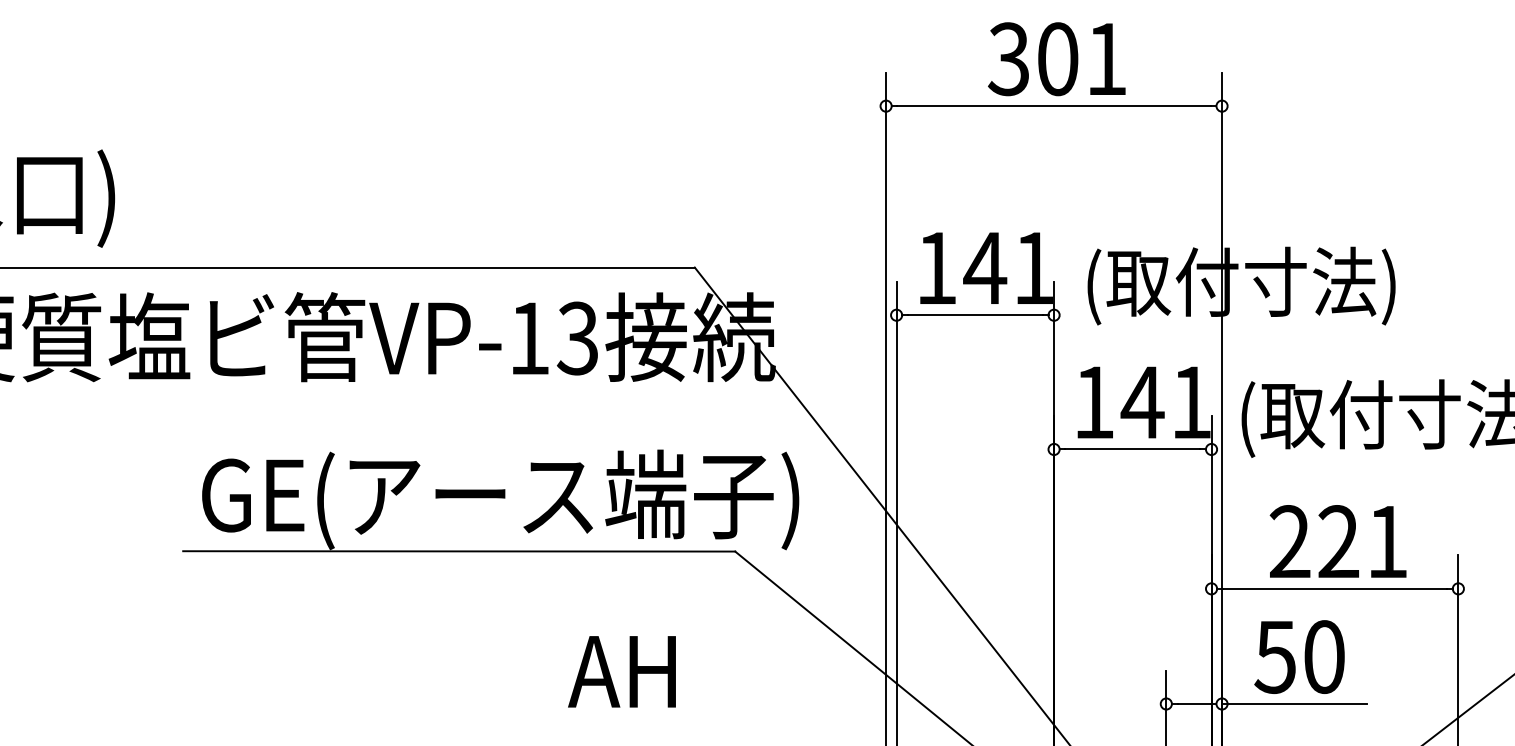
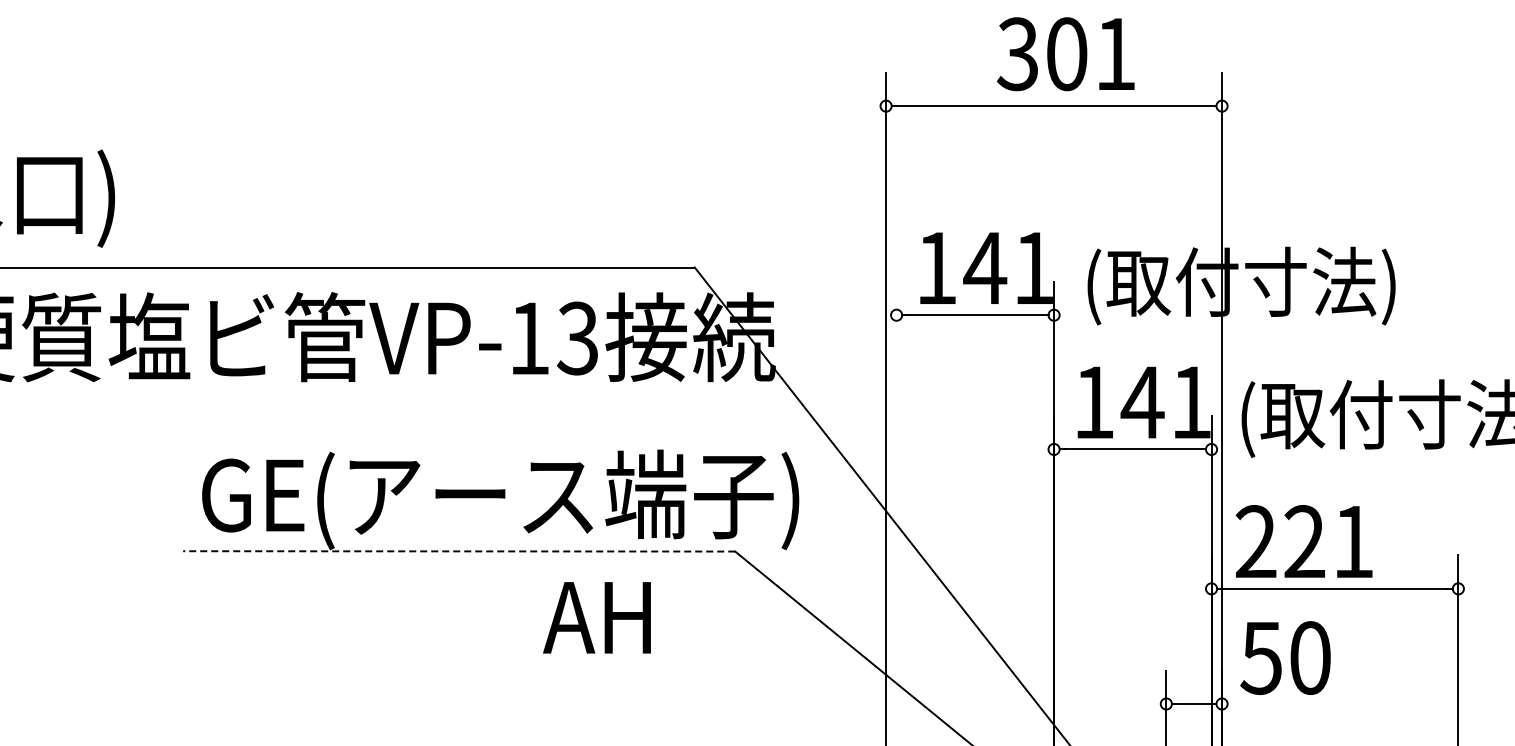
text position: (1056, 59) -> (1065, 54) (1065, 54)
line: present -> none (896, 511)
text position: (1337, 541) -> (1303, 541) (1303, 541)
line: solid -> dashed (458, 551)
text position: (1299, 656) -> (1285, 657) (1285, 657)
text position: (621, 671) -> (596, 617) (596, 617)
line: present -> none (1294, 704)
line: present -> none (1468, 709)
